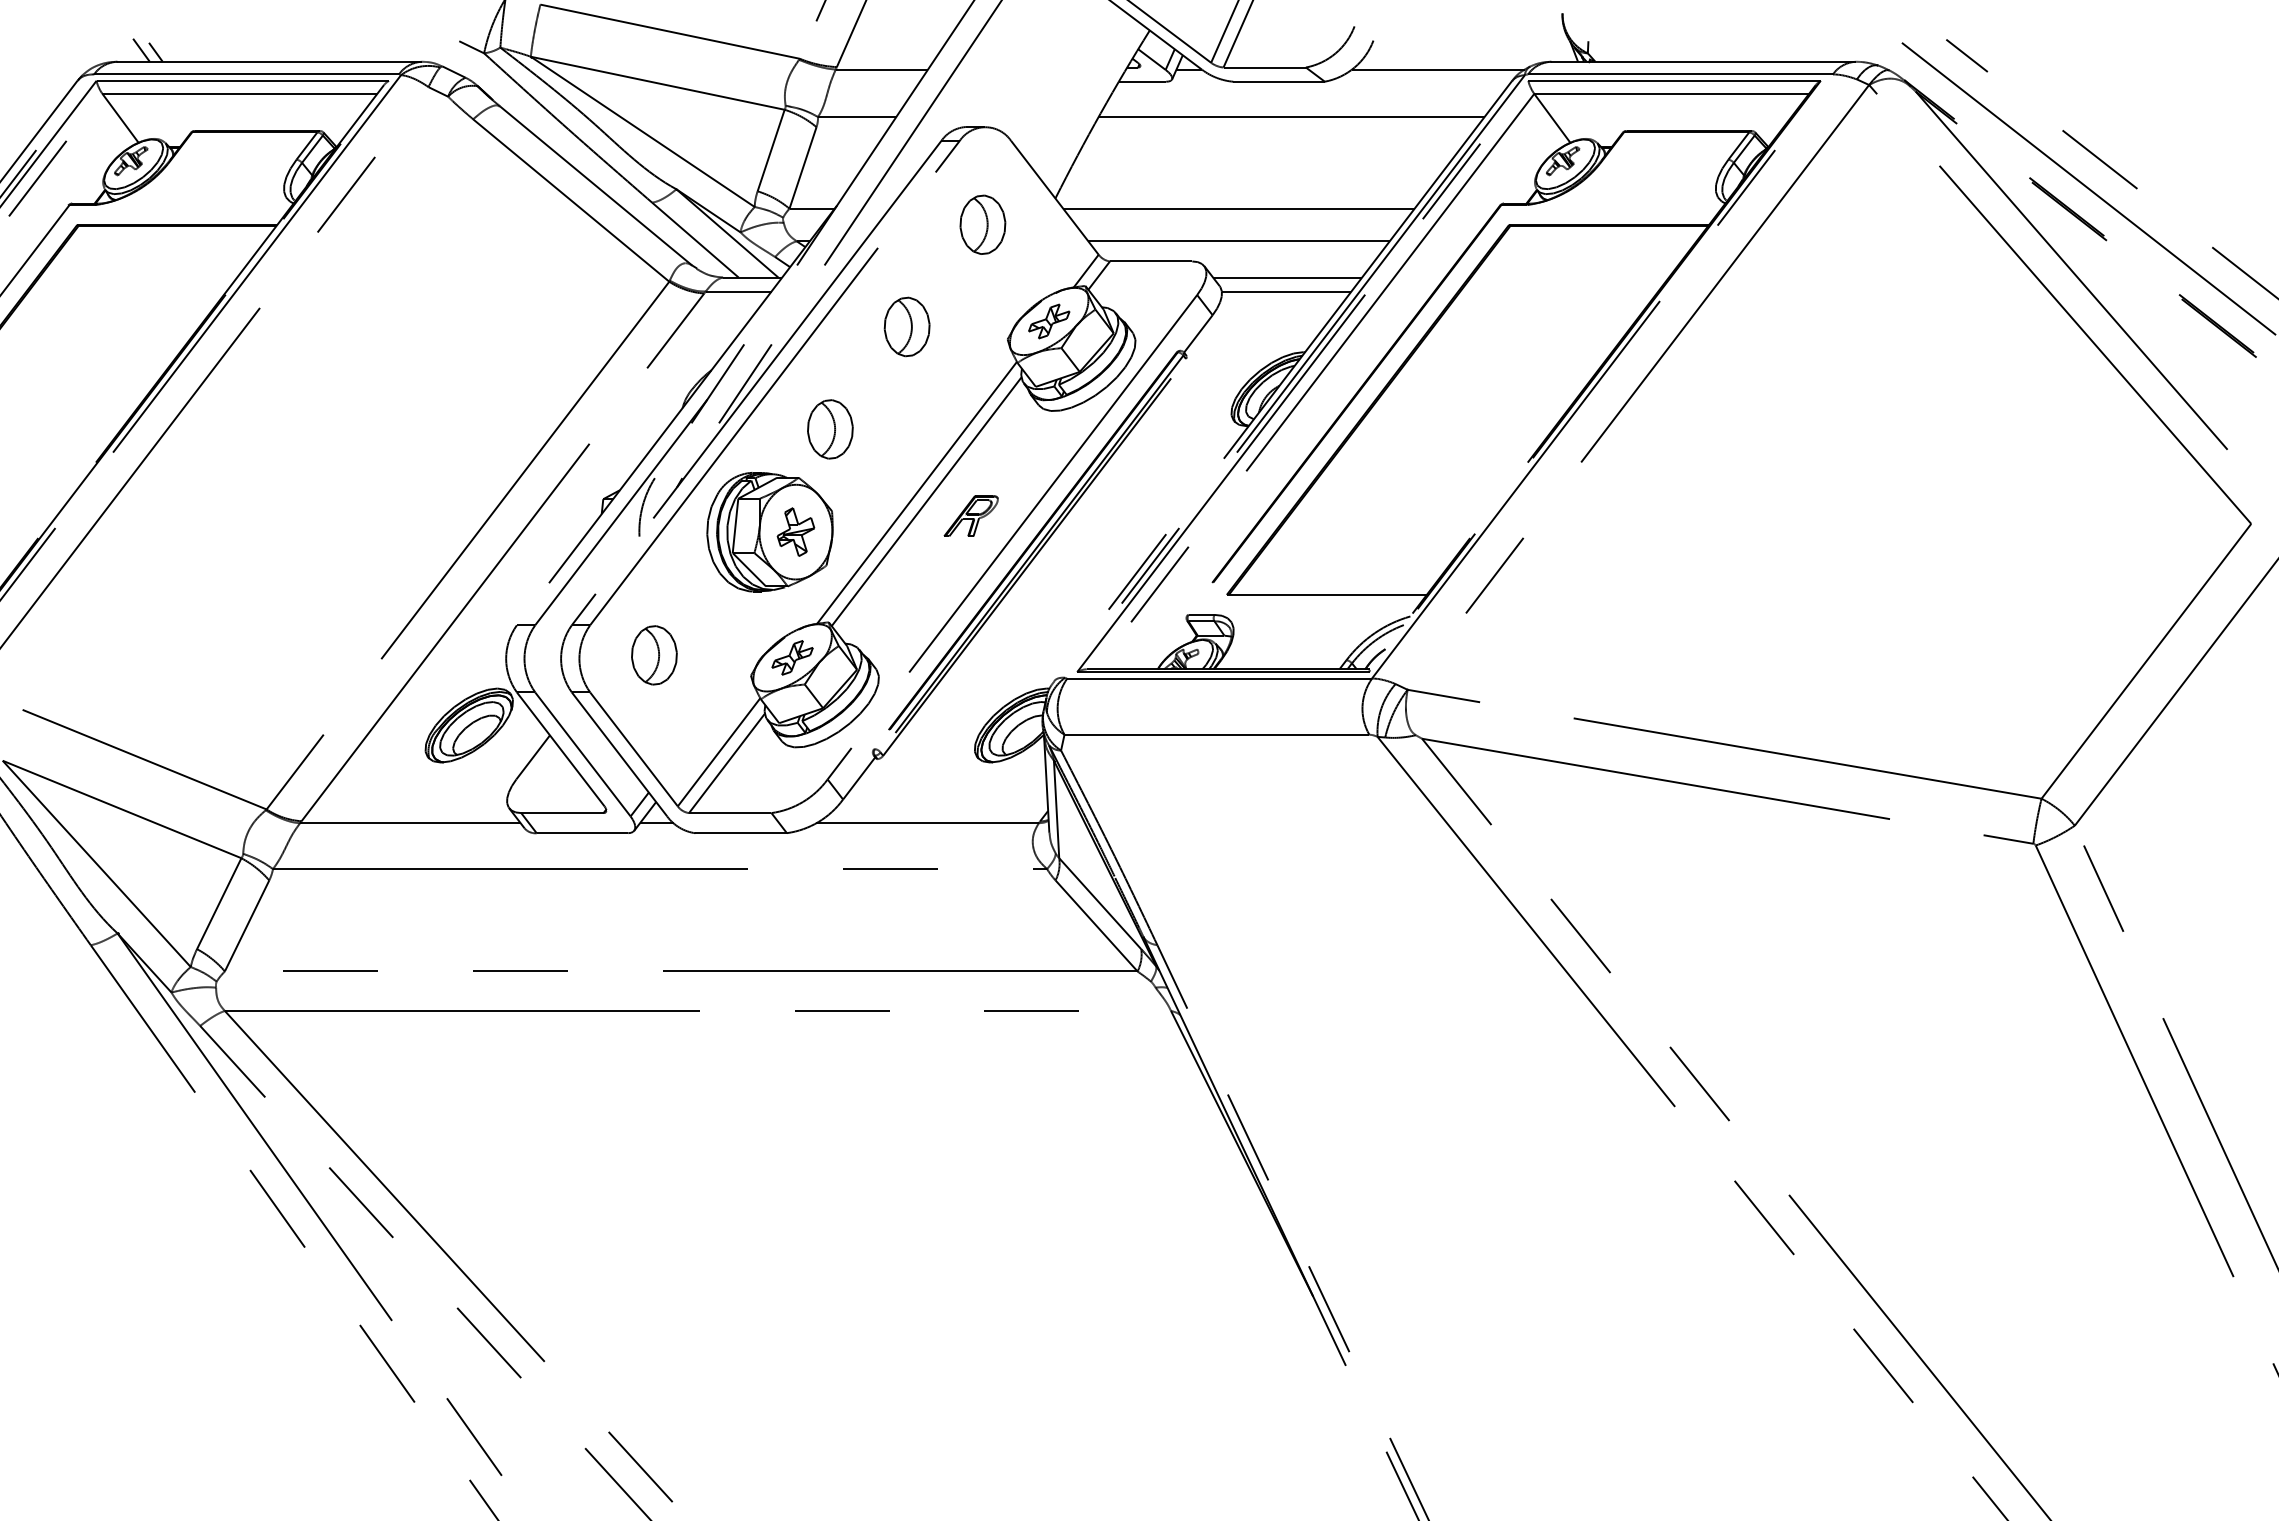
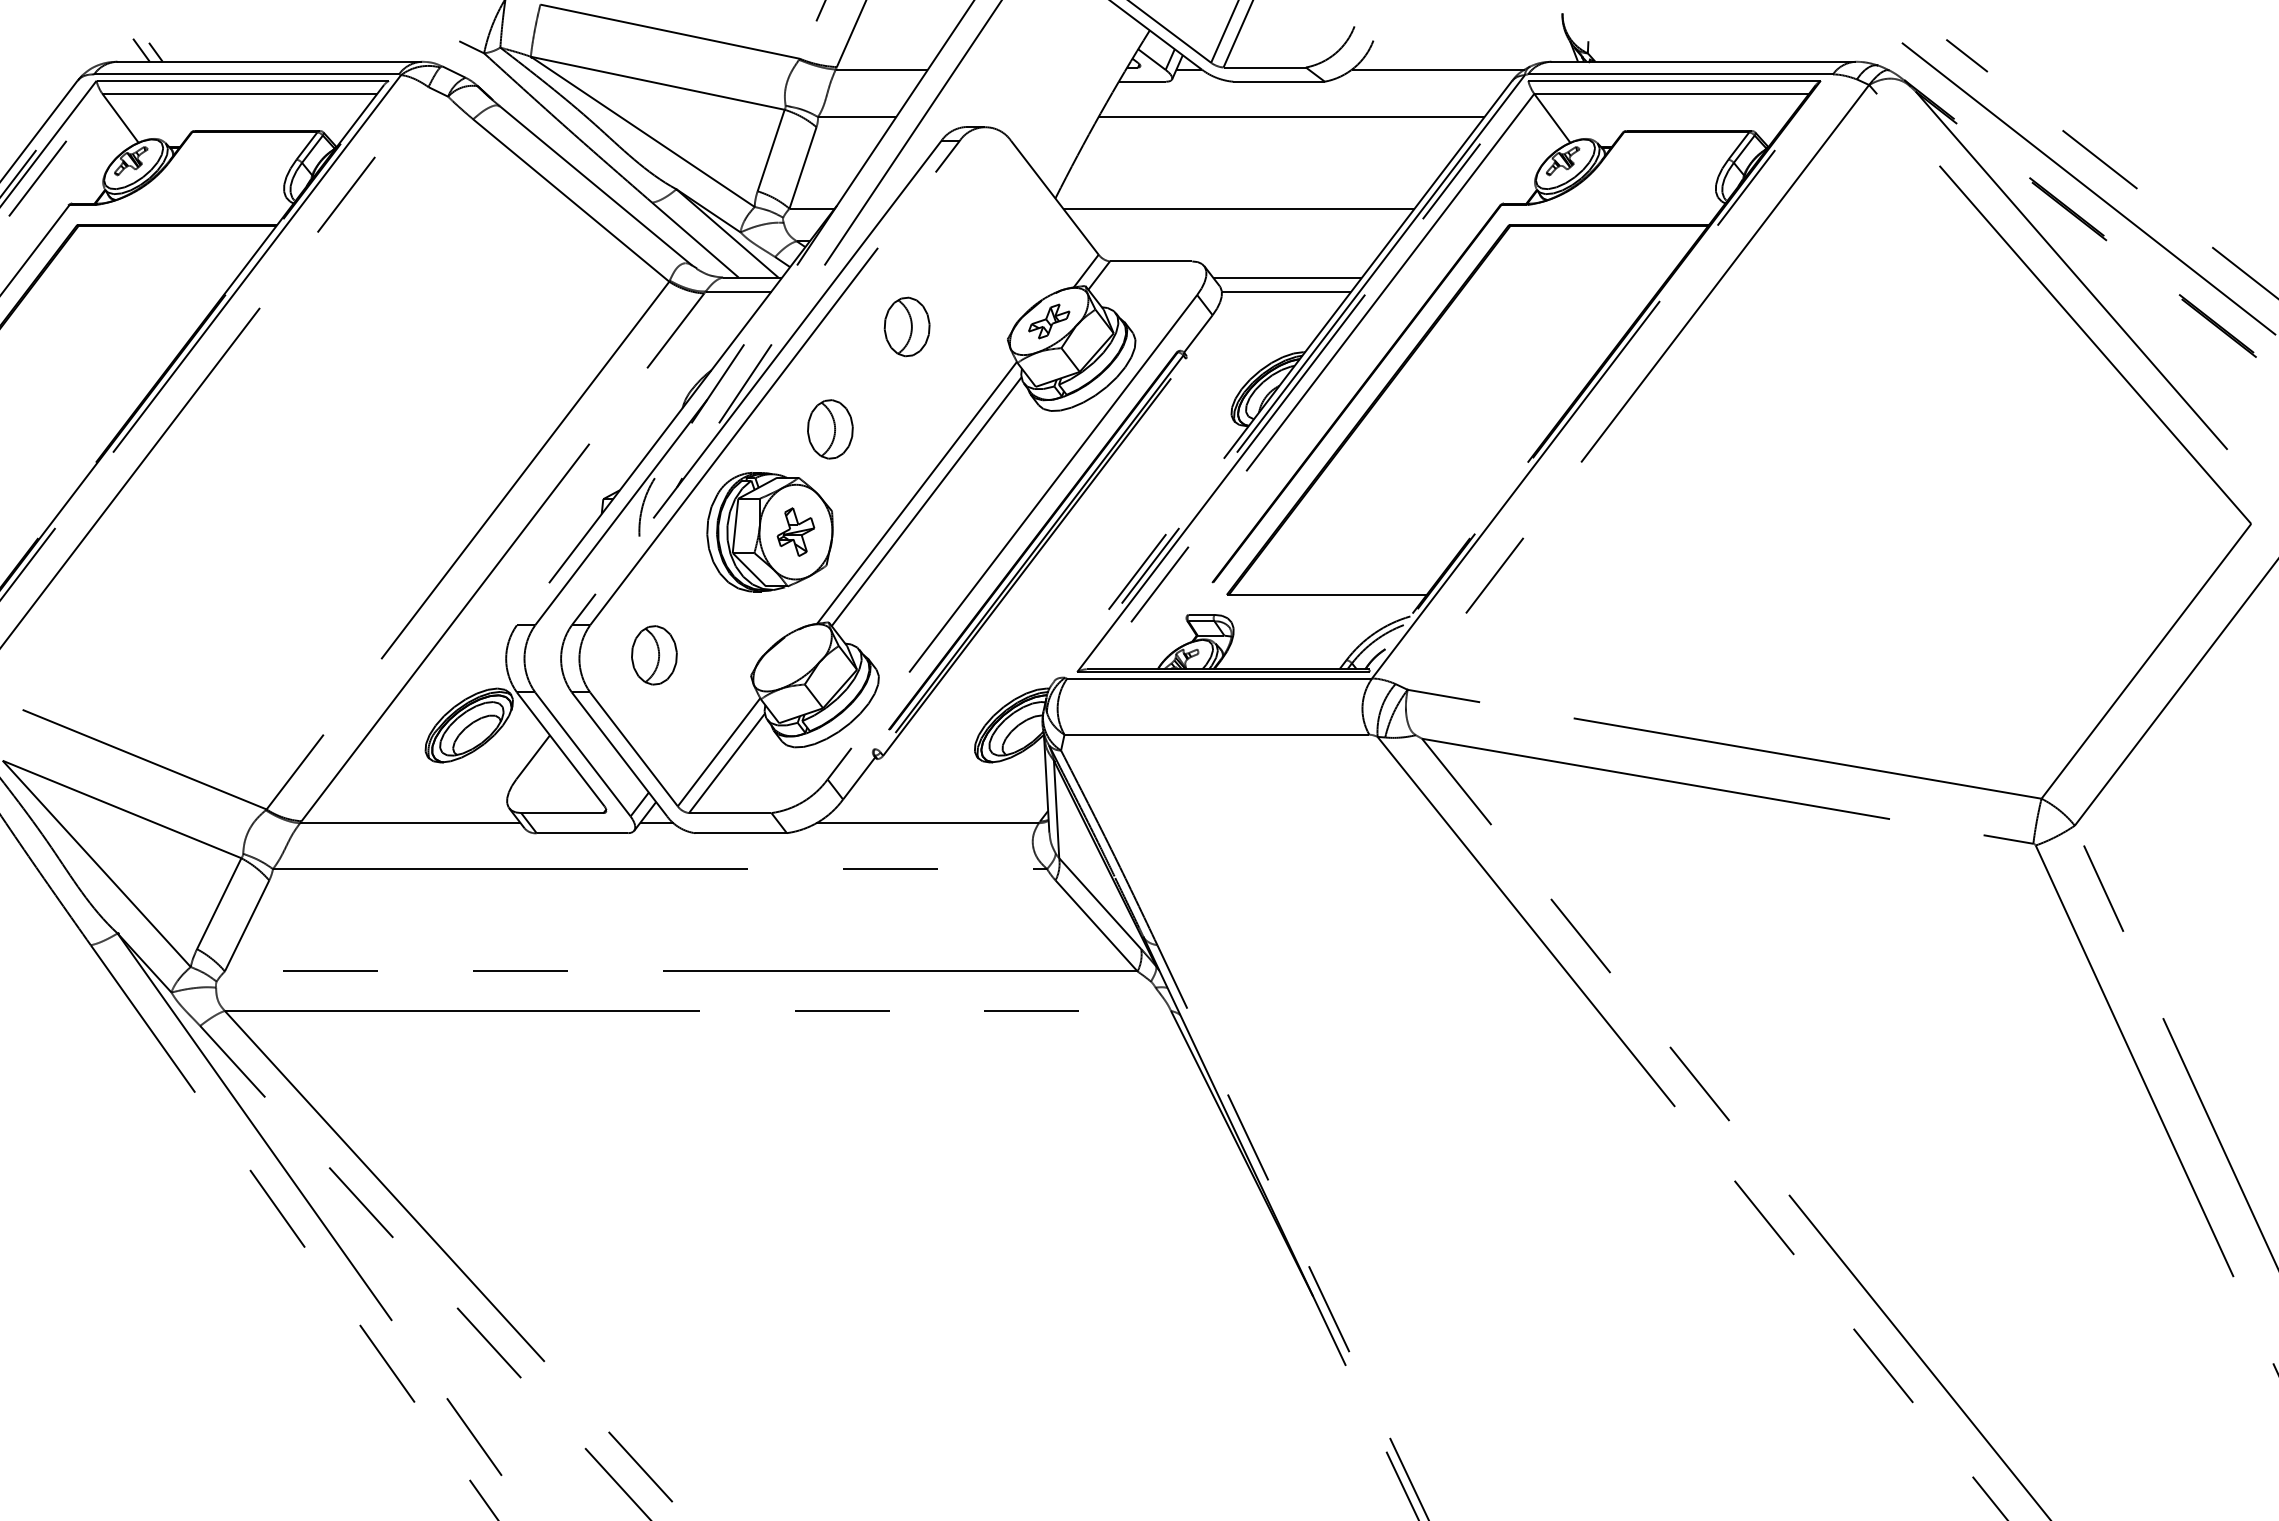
part: present -> none (982, 224)
line: present -> none (1238, 241)
part: present -> none (970, 515)
part: present -> none (792, 657)
